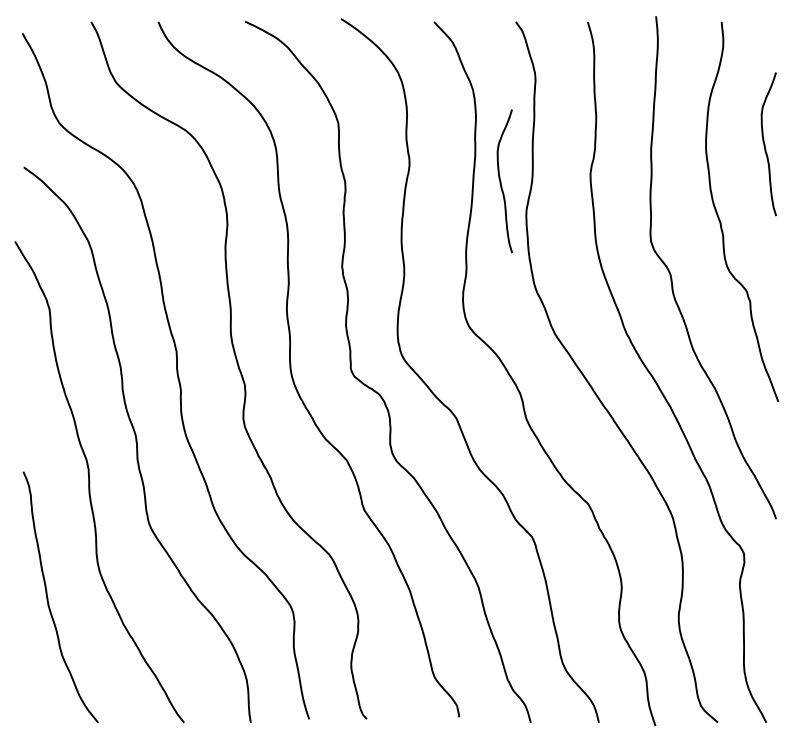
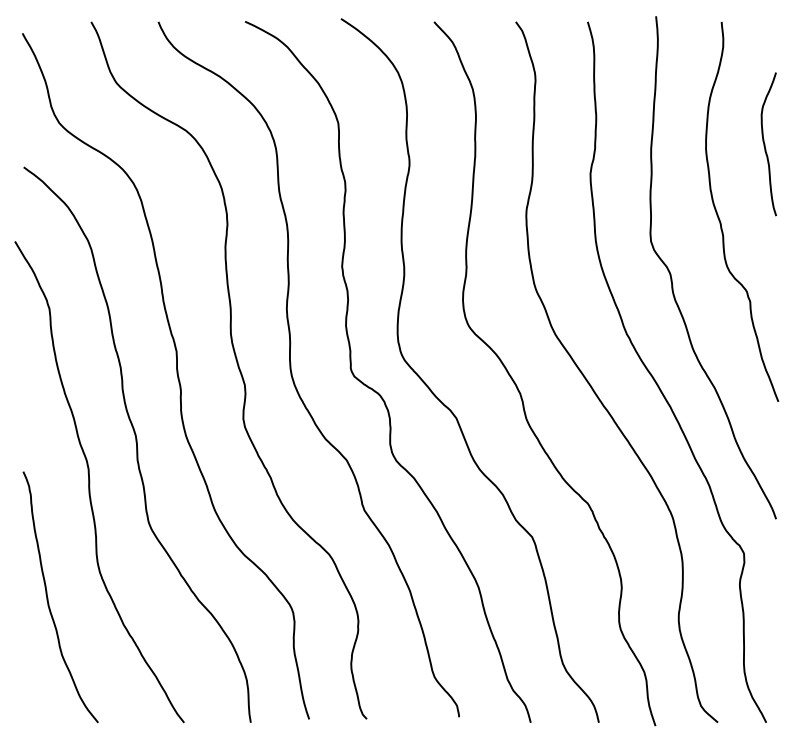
curve: present -> none (501, 181)
